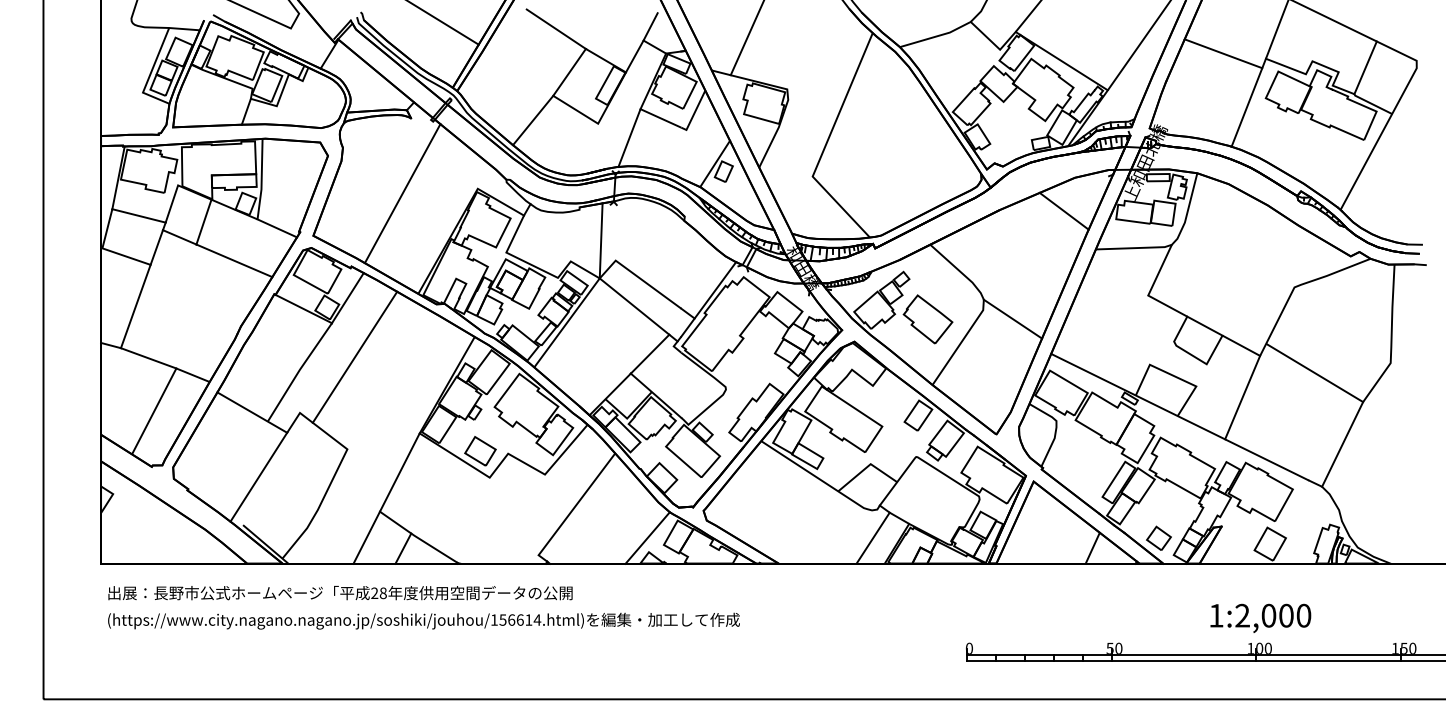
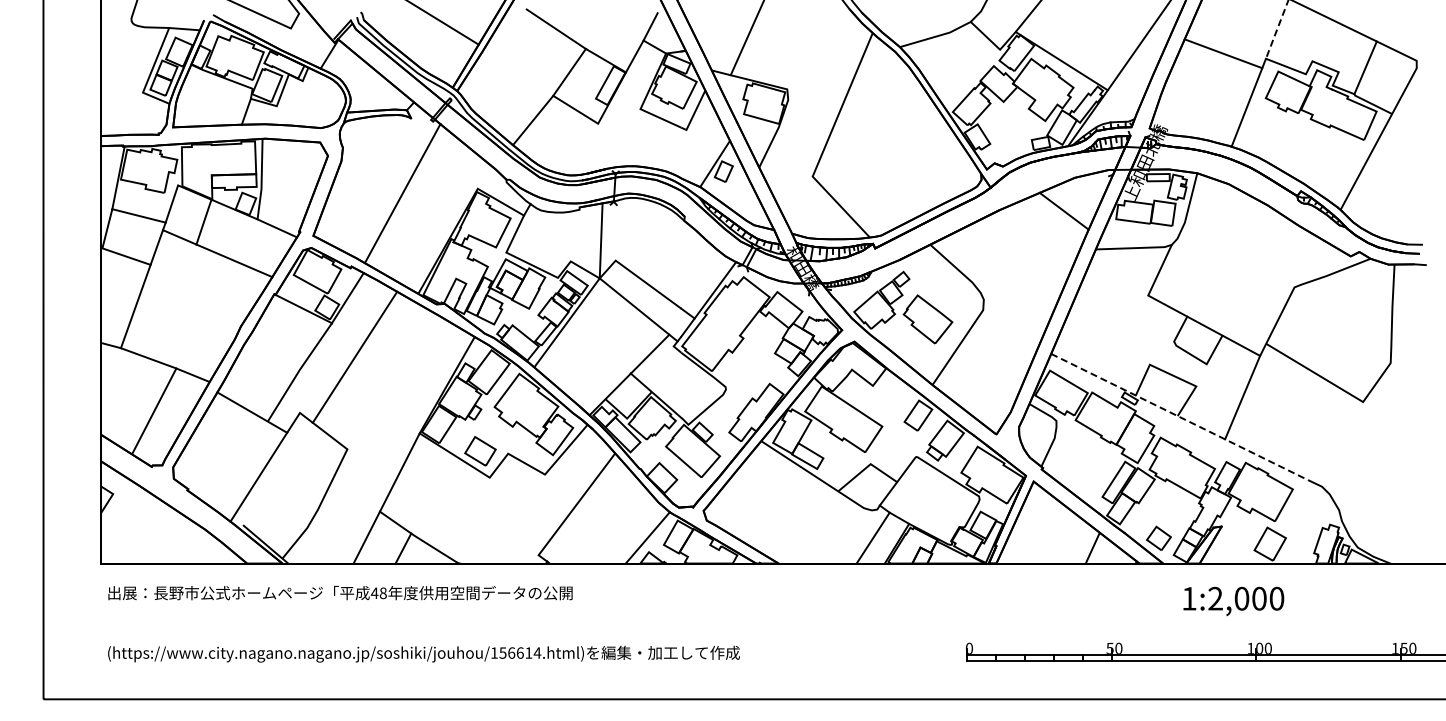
line: solid -> dashed (1276, 30)
line: present -> none (629, 137)
line: present -> none (1012, 318)
line: solid -> dashed (1180, 417)
line: present -> none (1342, 444)
text: 28 -> 48 (374, 592)
text position: (1260, 617) -> (1233, 600) (1233, 600)
text position: (423, 620) -> (423, 653) (423, 653)
